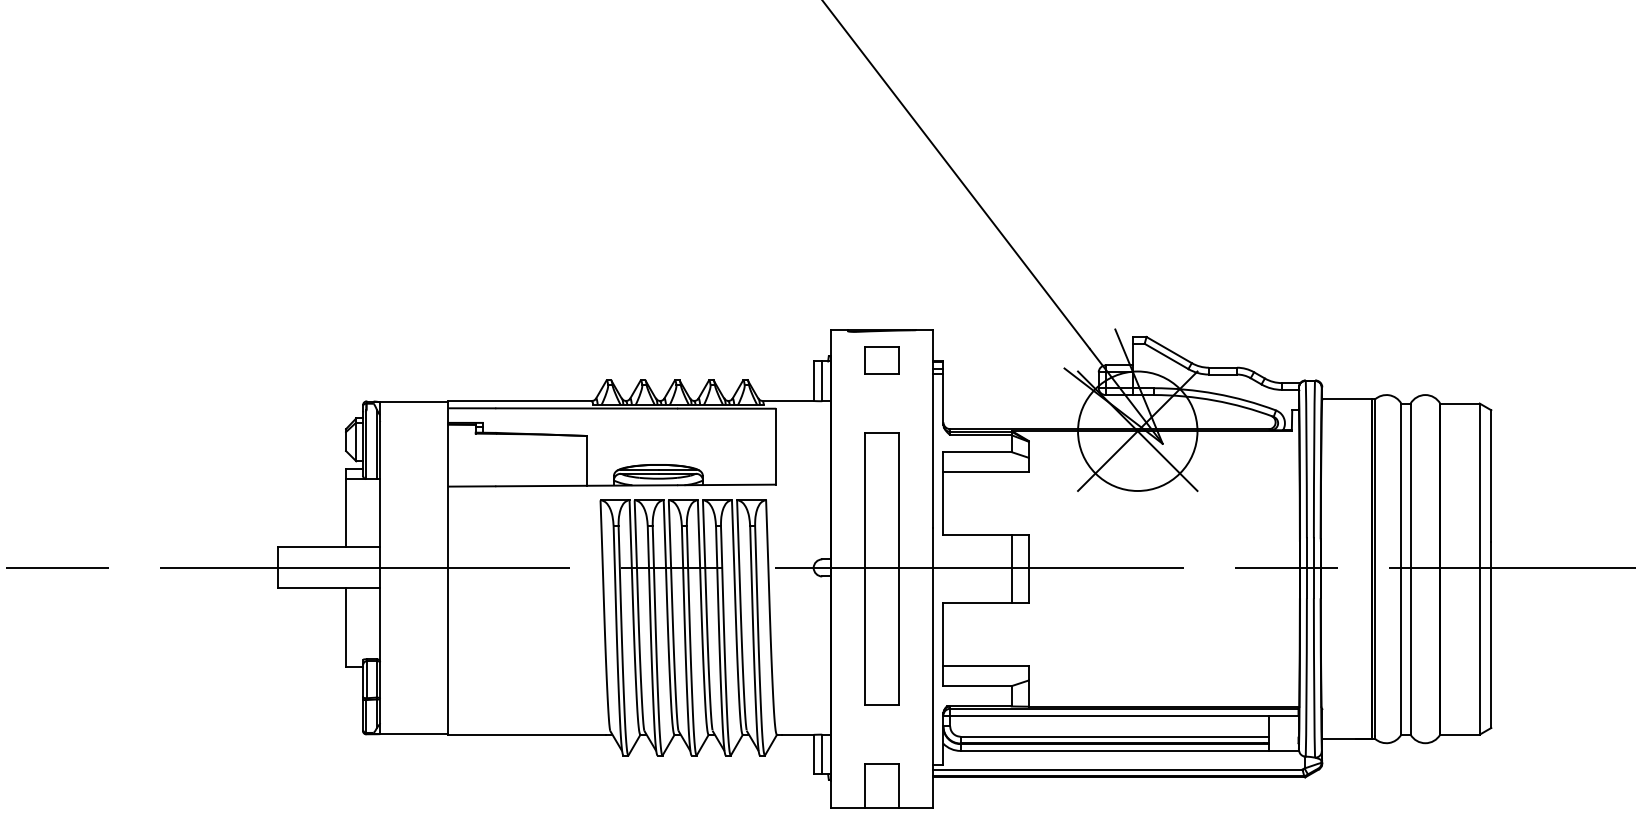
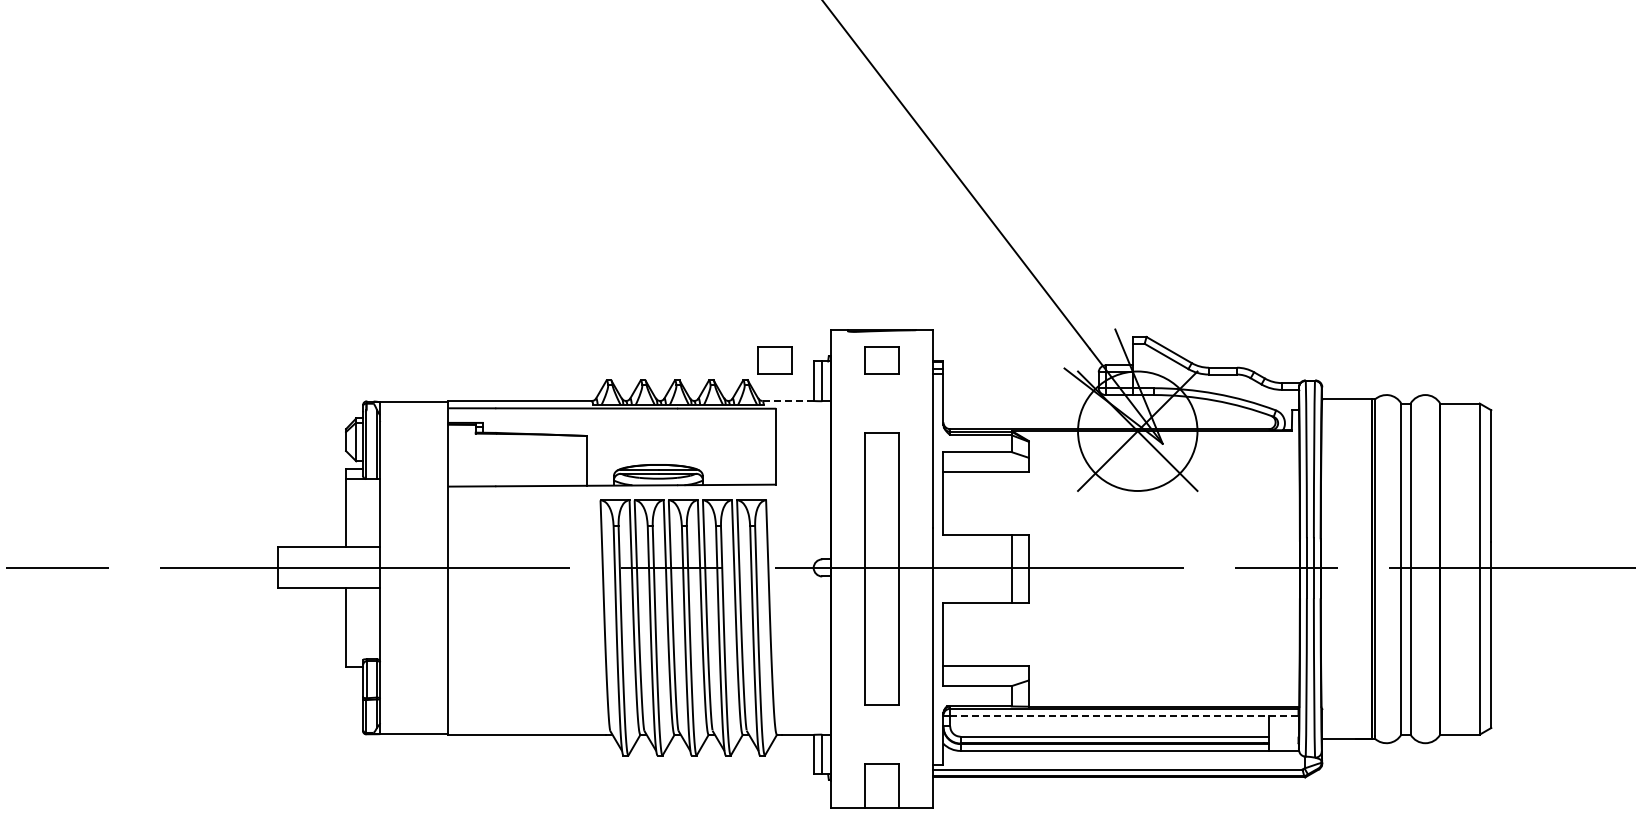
part: none -> present (774, 360)
line: solid -> dashed (788, 400)
line: solid -> dashed (1124, 715)
